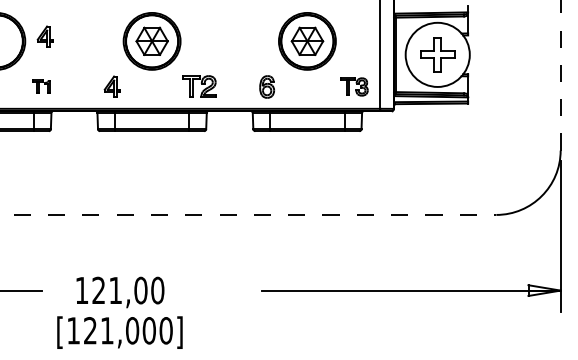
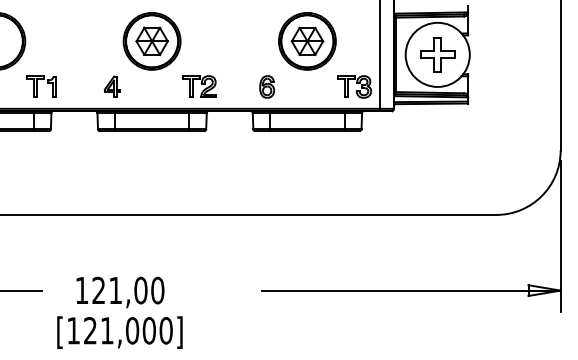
part: present -> none (44, 36)
line: dashed -> solid (560, 75)
part size: 19x15 px -> 31x23 px (41, 86)
part size: 29x20 px -> 35x24 px (354, 86)
line: dashed -> solid (248, 214)
